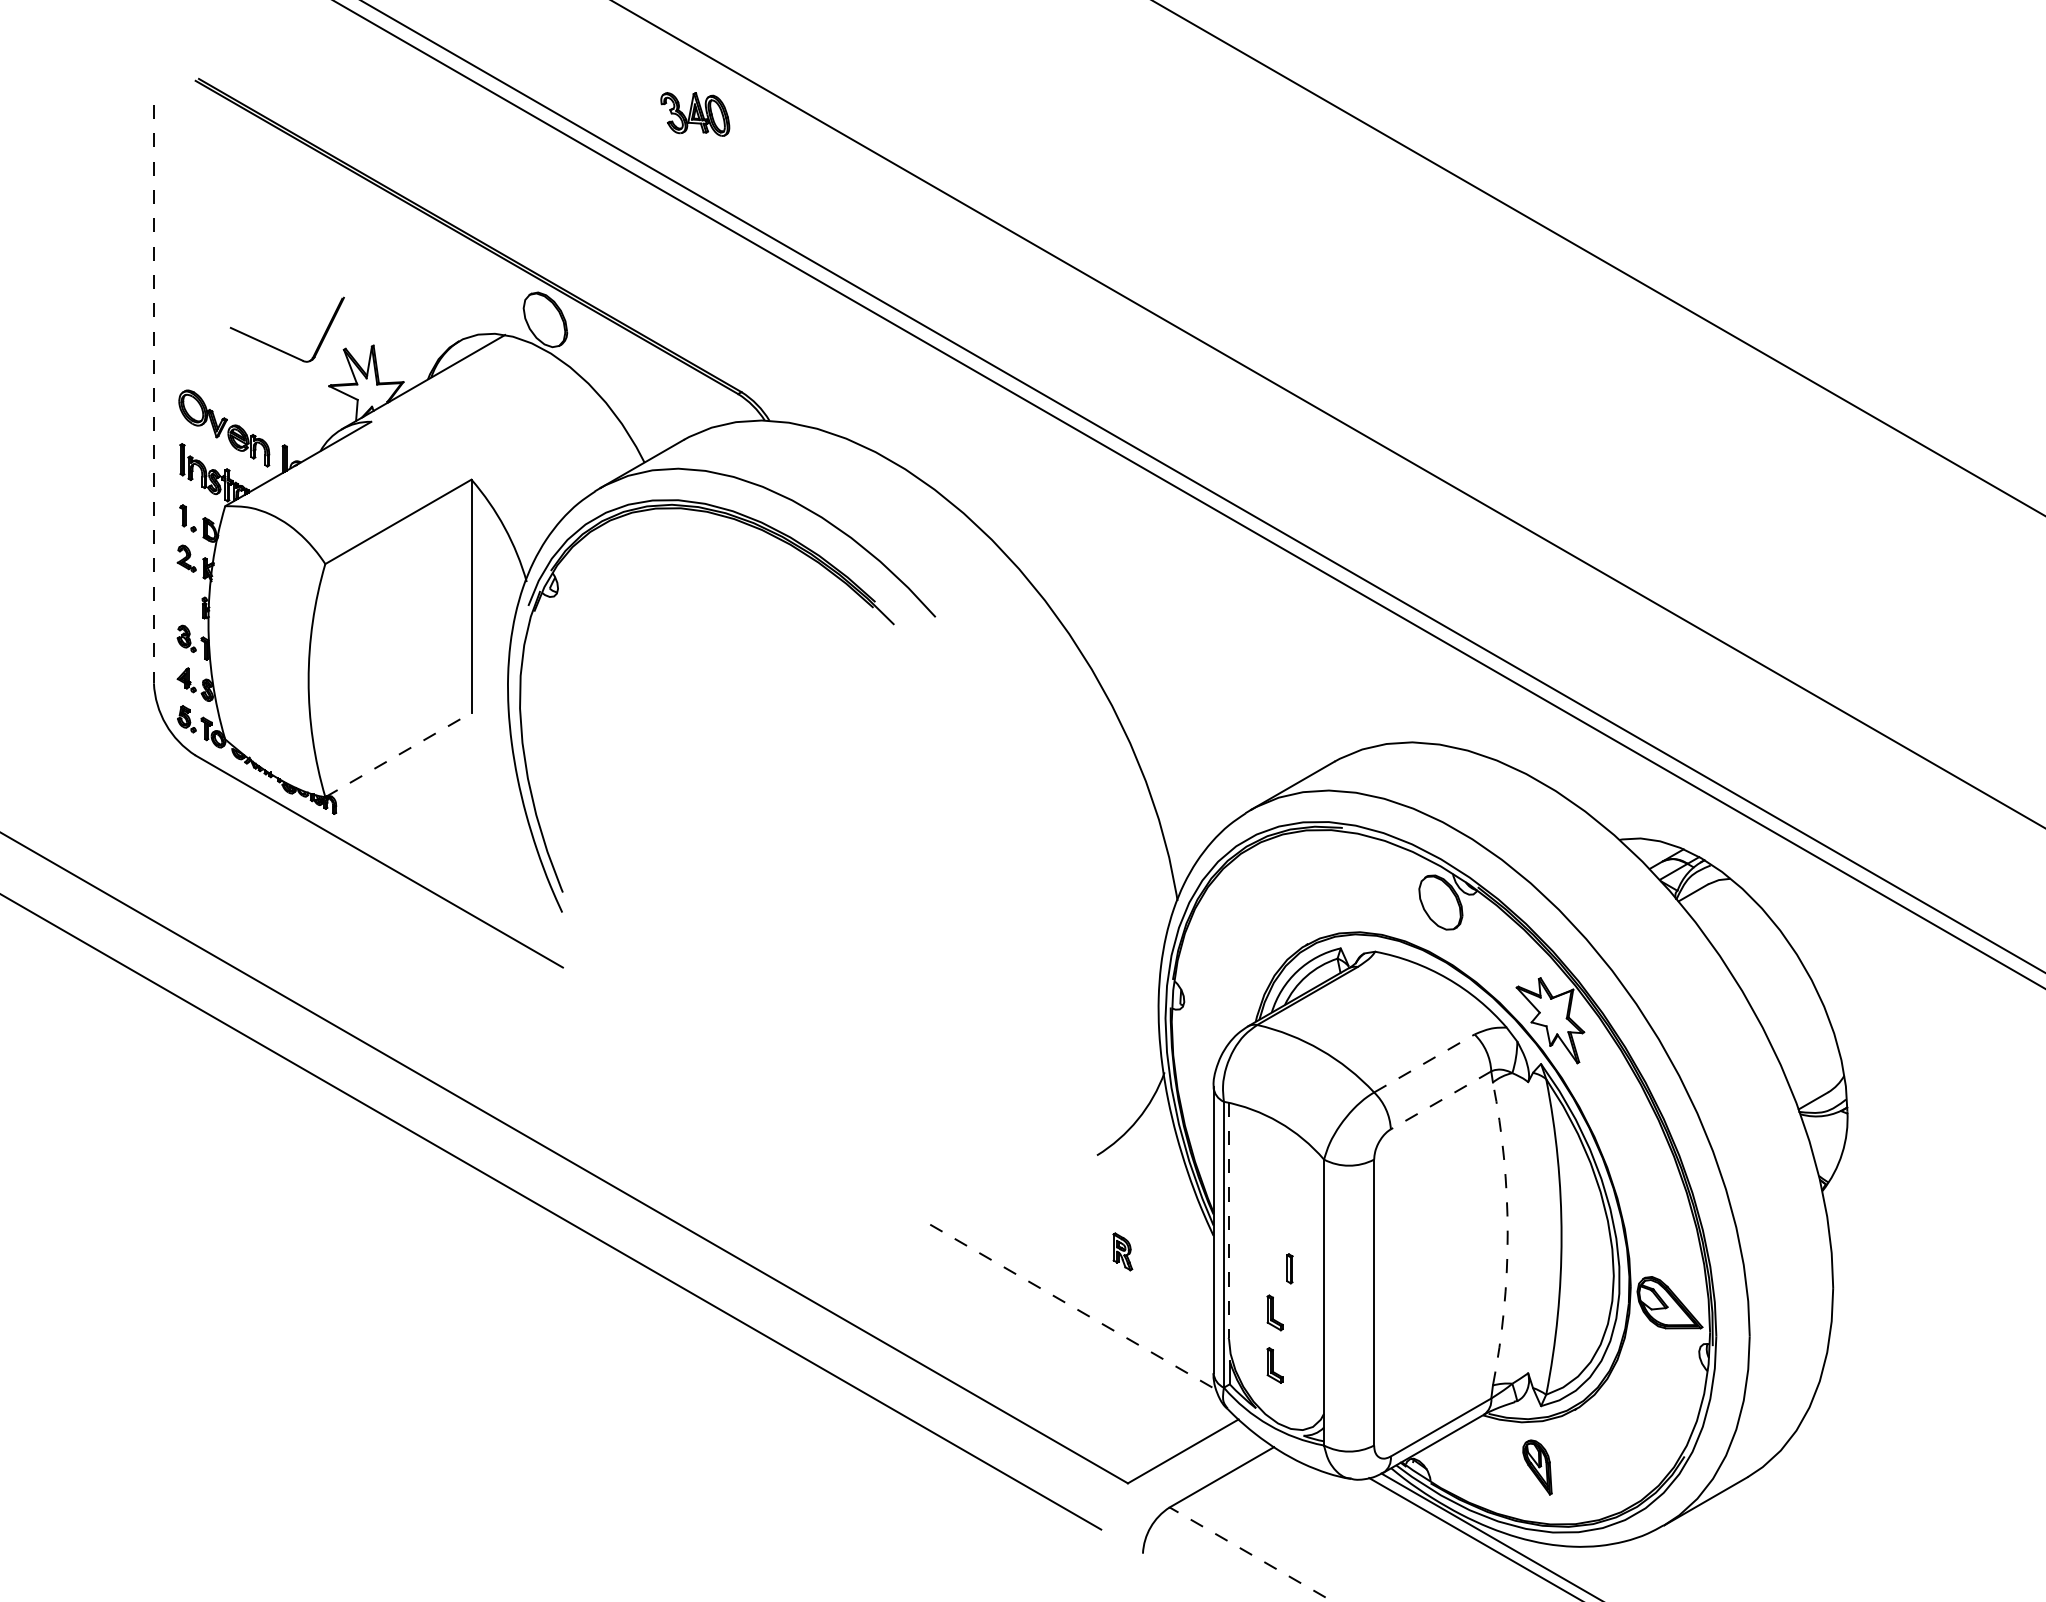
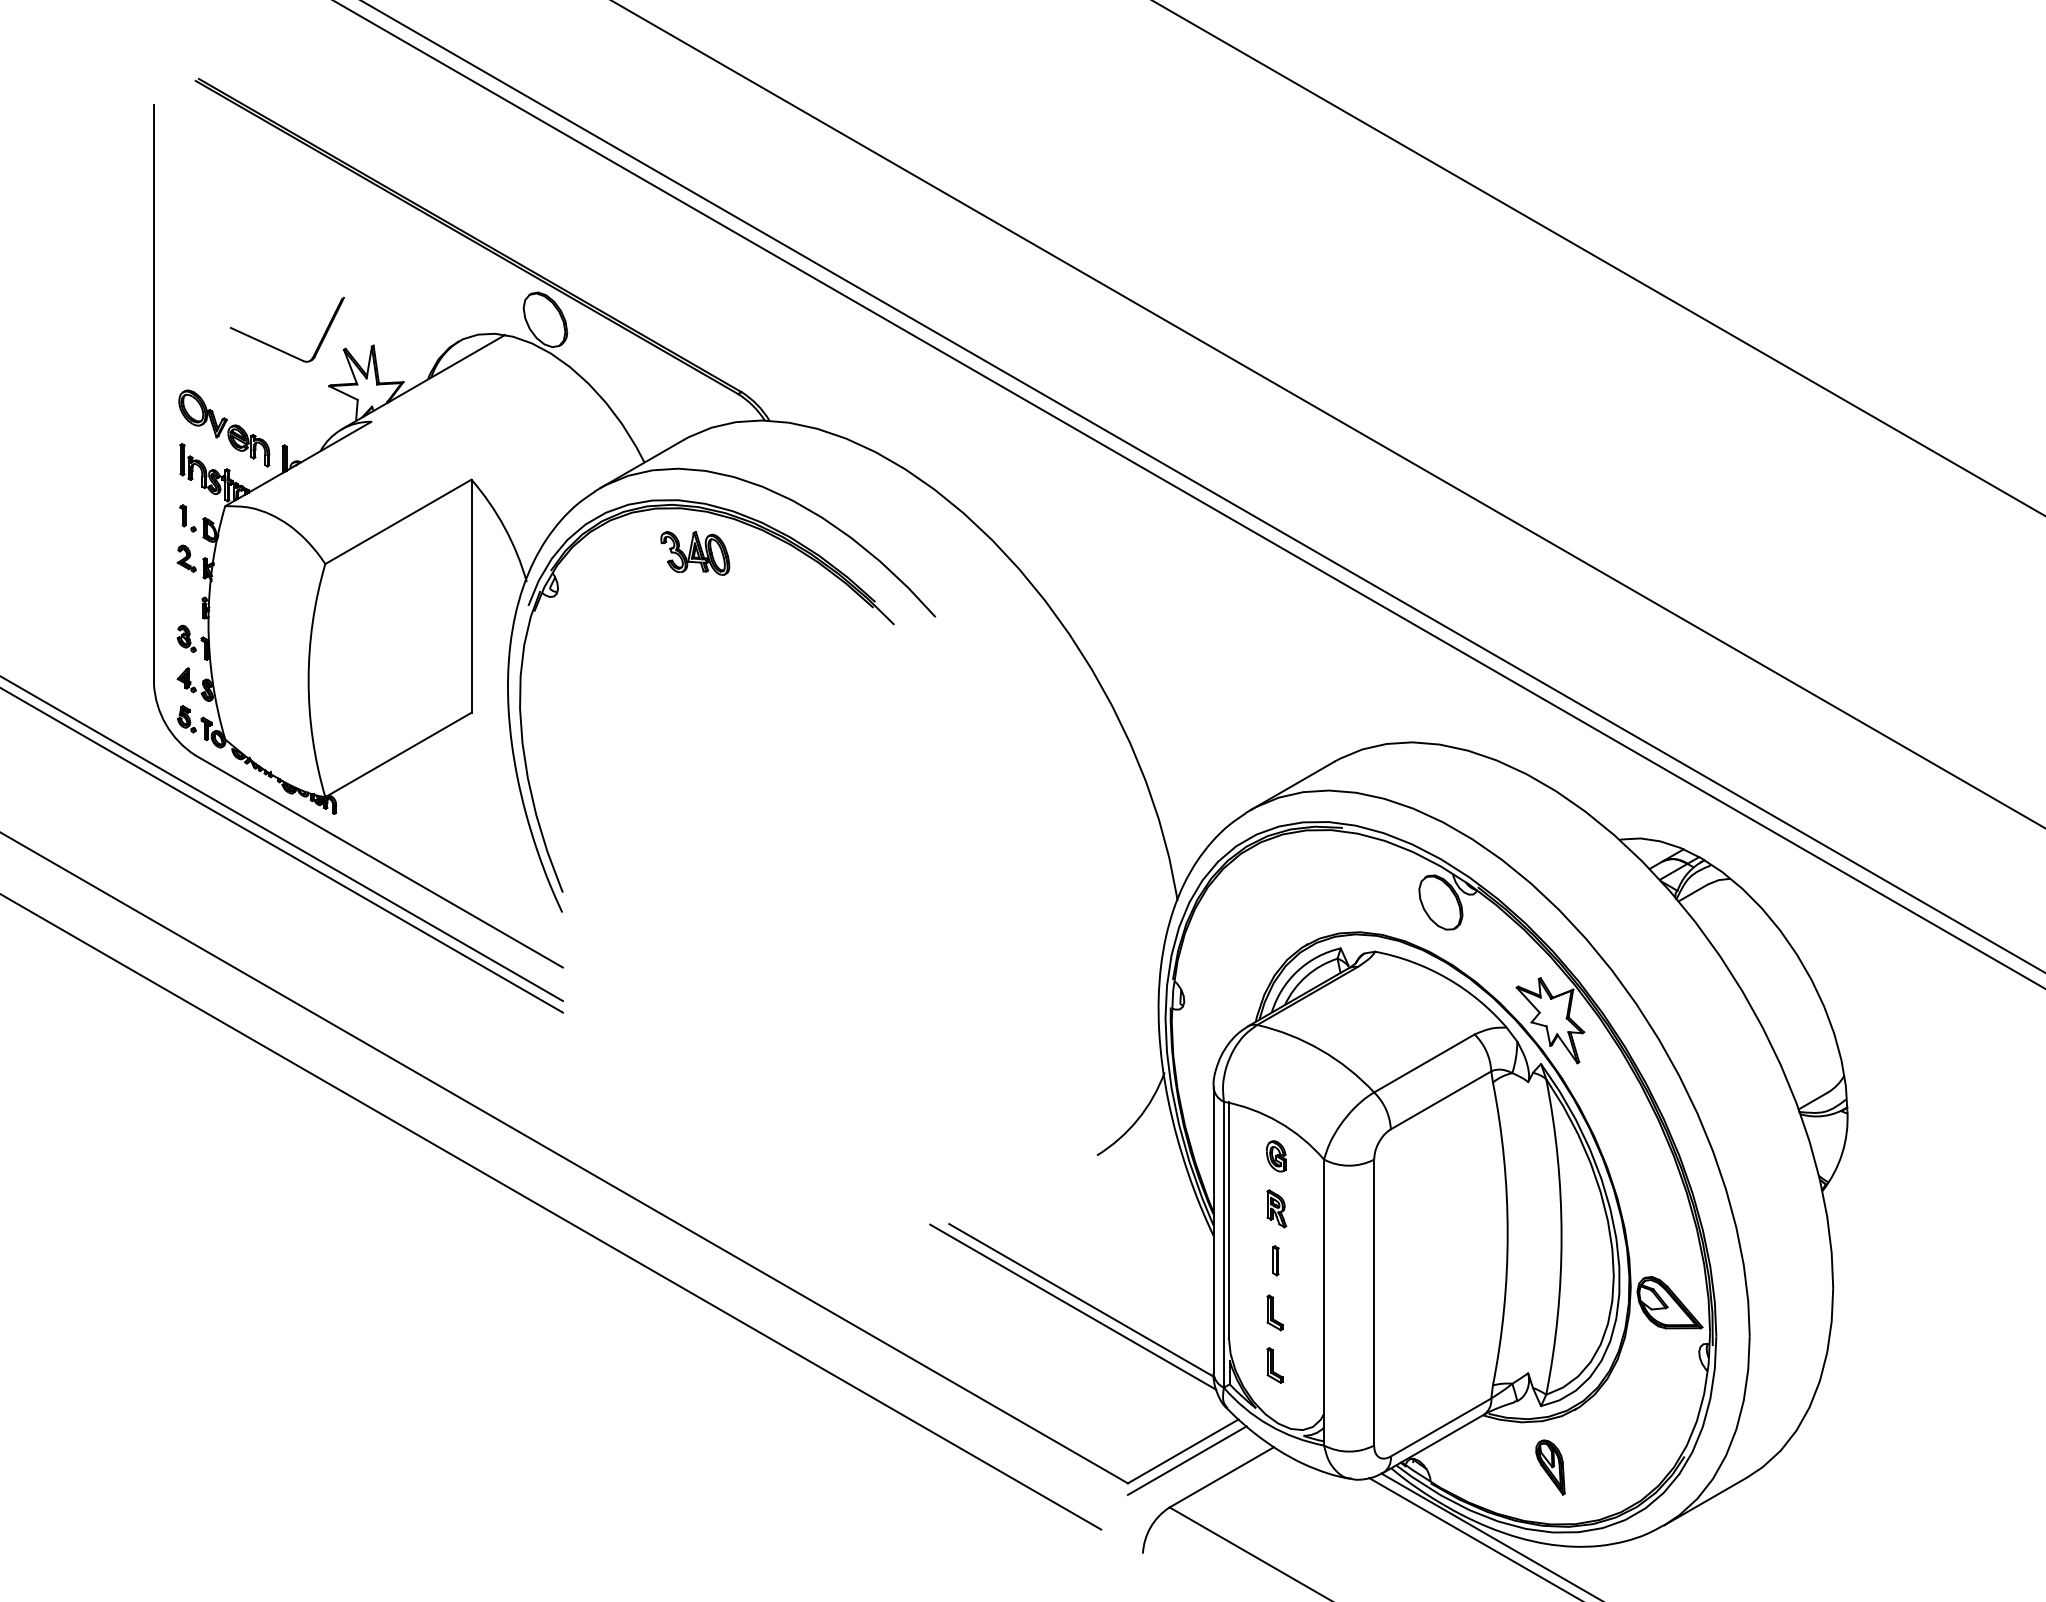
part position: (695, 114) -> (695, 553) (695, 553)
line: dashed -> solid (153, 394)
line: dashed -> solid (398, 754)
line: none -> present (282, 839)
line: none -> present (282, 850)
line: dashed -> solid (1424, 1063)
line: dashed -> solid (1441, 1100)
part: none -> present (1276, 1156)
line: dashed -> solid (1228, 1220)
arc: dashed -> solid (1507, 1234)
part position: (1122, 1251) -> (1276, 1208) (1276, 1208)
part position: (1289, 1268) -> (1275, 1260) (1275, 1260)
line: none -> present (1081, 1300)
line: dashed -> solid (1073, 1307)
line: none -> present (1186, 1460)
part position: (1537, 1467) -> (1550, 1467) (1550, 1467)
line: dashed -> solid (1251, 1554)
